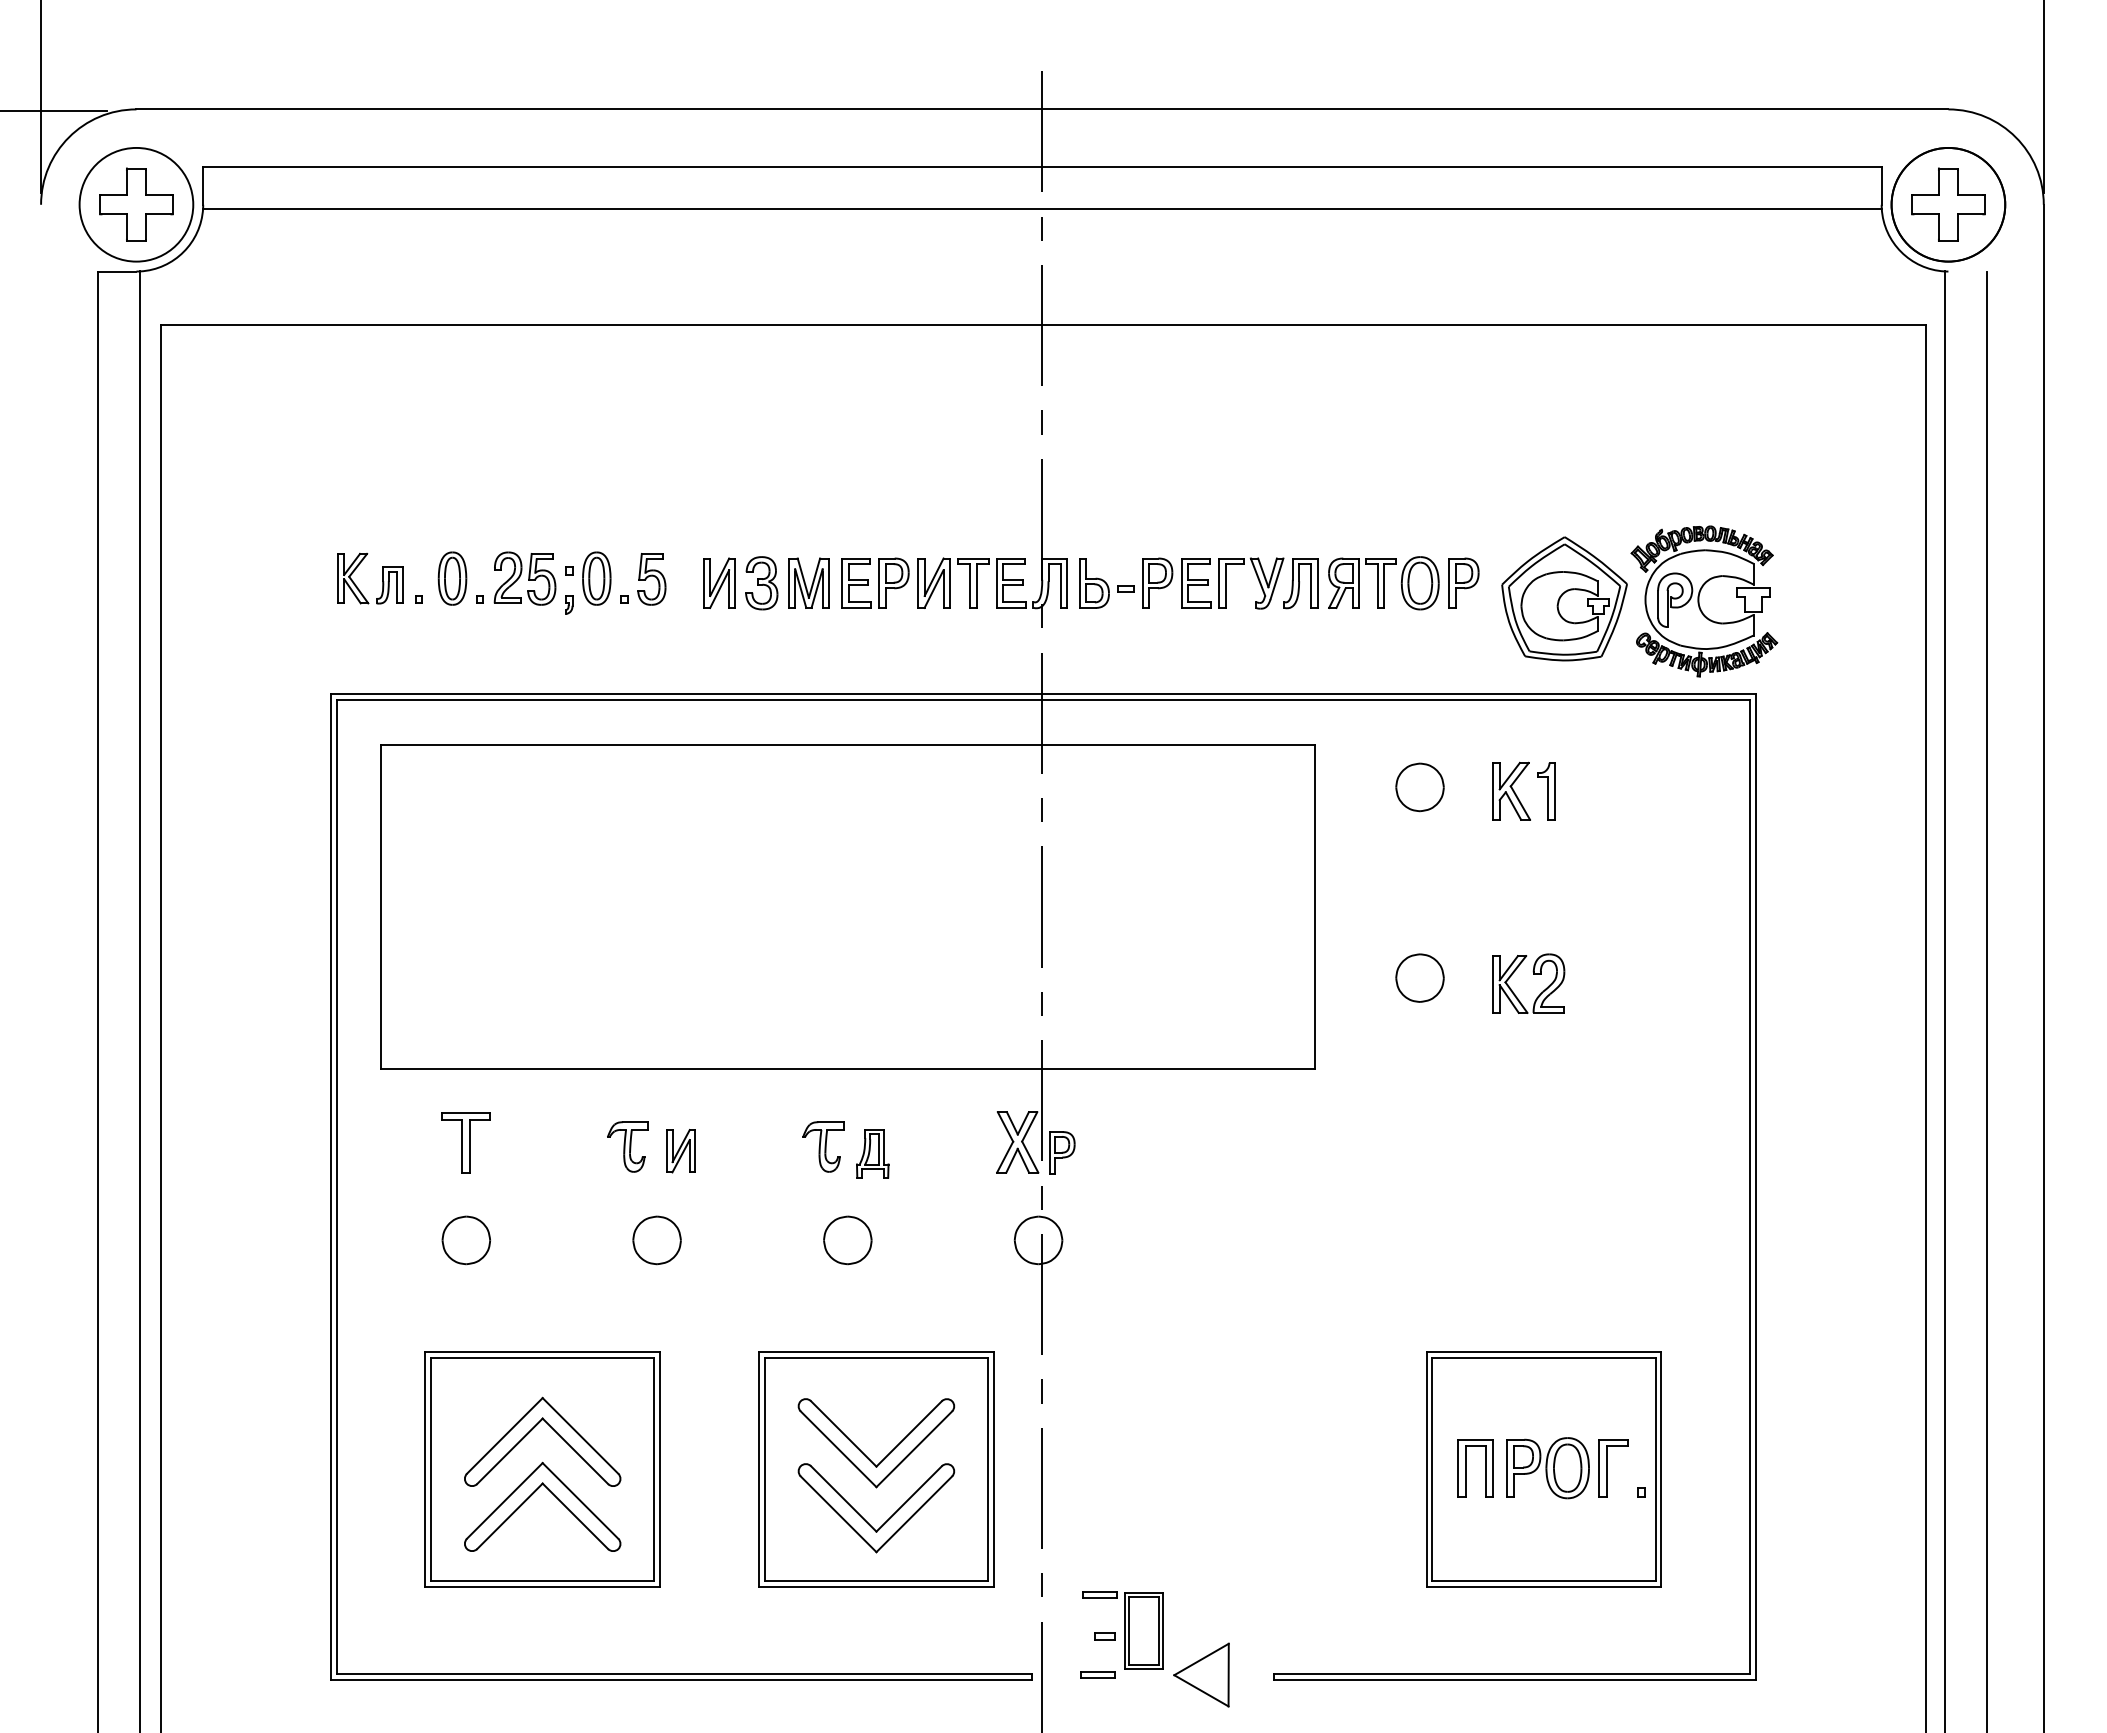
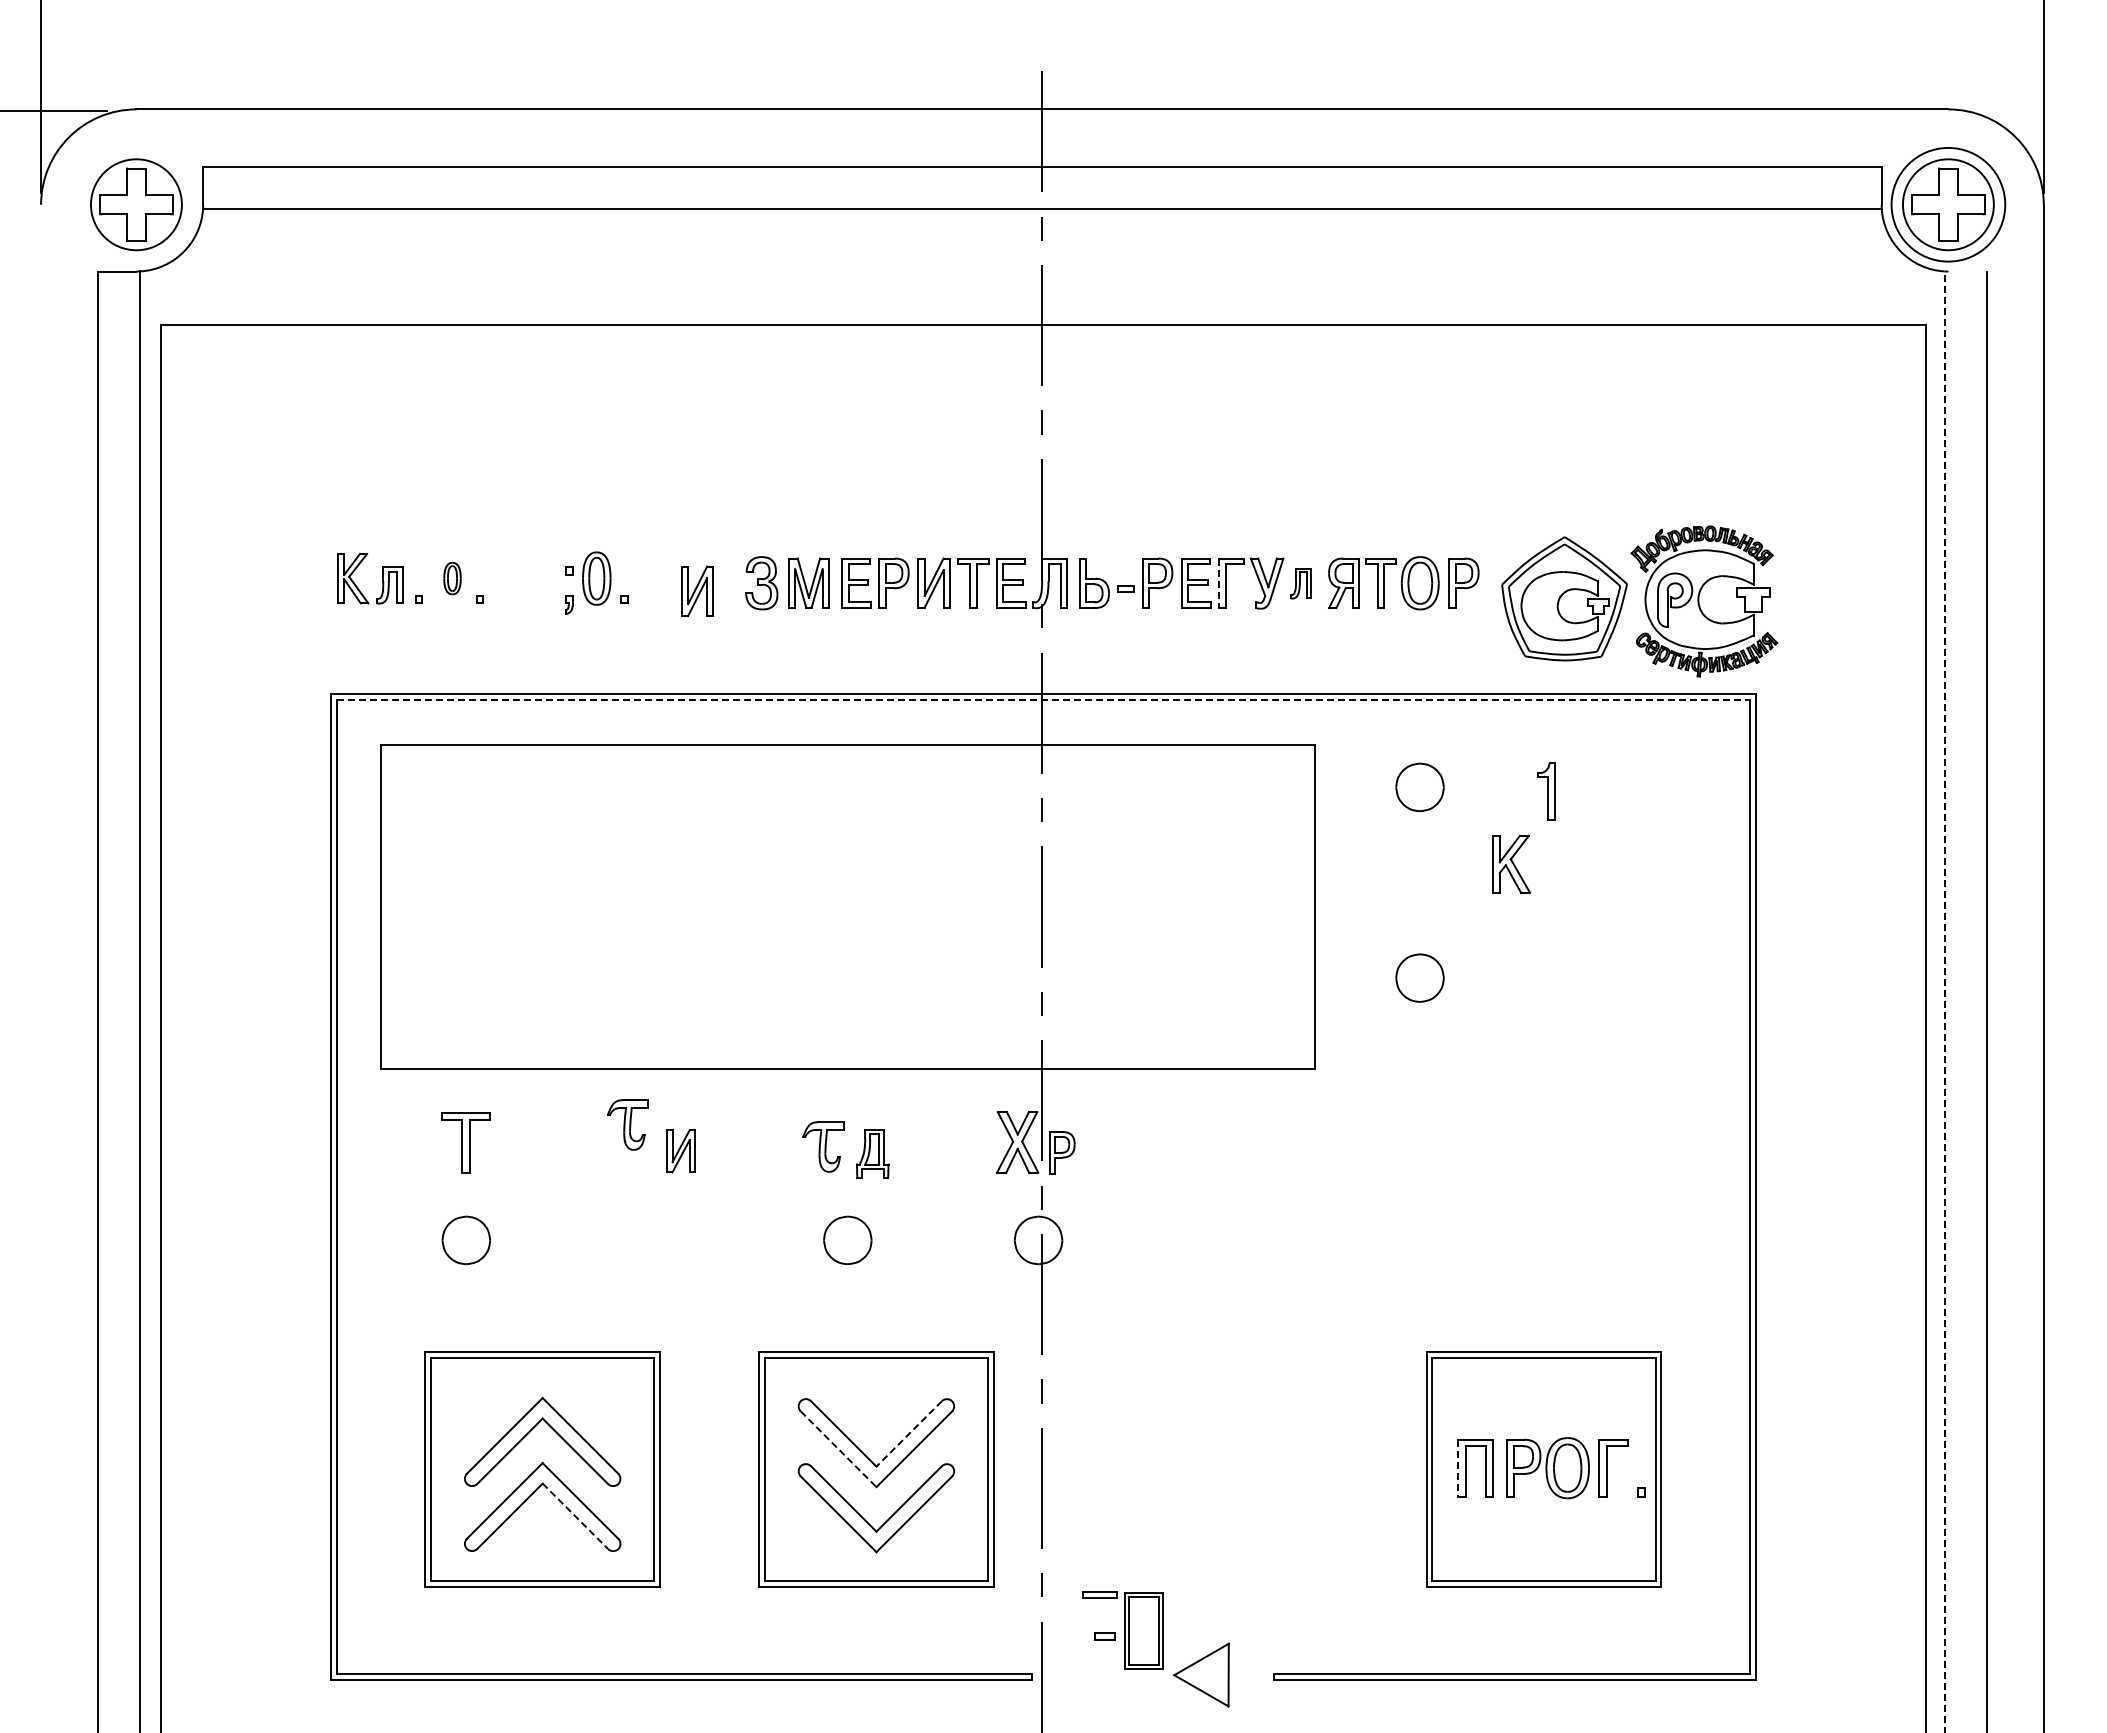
circle diameter: 114 px -> 91 px (135, 204)
circle diameter: 114 px -> 91 px (1947, 204)
part size: 31x55 px -> 19x34 px (452, 578)
part: present -> none (524, 578)
part: present -> none (651, 579)
part position: (719, 582) -> (697, 590) (697, 590)
line: solid -> dashed (1219, 583)
part size: 36x52 px -> 22x32 px (1300, 583)
line: solid -> dashed (1043, 700)
part position: (1511, 790) -> (1511, 863) (1511, 863)
part: present -> none (1533, 974)
line: solid -> dashed (1944, 1002)
part position: (627, 1146) -> (627, 1124) (627, 1124)
part: present -> none (656, 1240)
line: solid -> dashed (908, 1434)
line: solid -> dashed (838, 1449)
line: solid -> dashed (1458, 1468)
line: solid -> dashed (575, 1516)
part: present -> none (1097, 1674)
